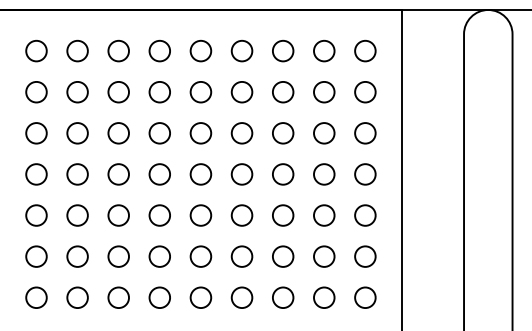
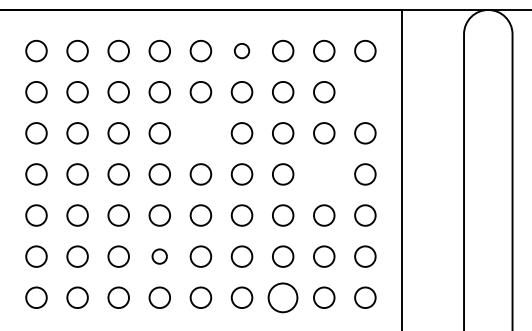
circle size: 24x24 px -> 17x17 px (242, 51)
circle: present -> none (365, 92)
circle: present -> none (200, 133)
circle: present -> none (324, 174)
circle size: 23x23 px -> 17x17 px (159, 256)
circle size: 23x23 px -> 32x32 px (282, 297)
